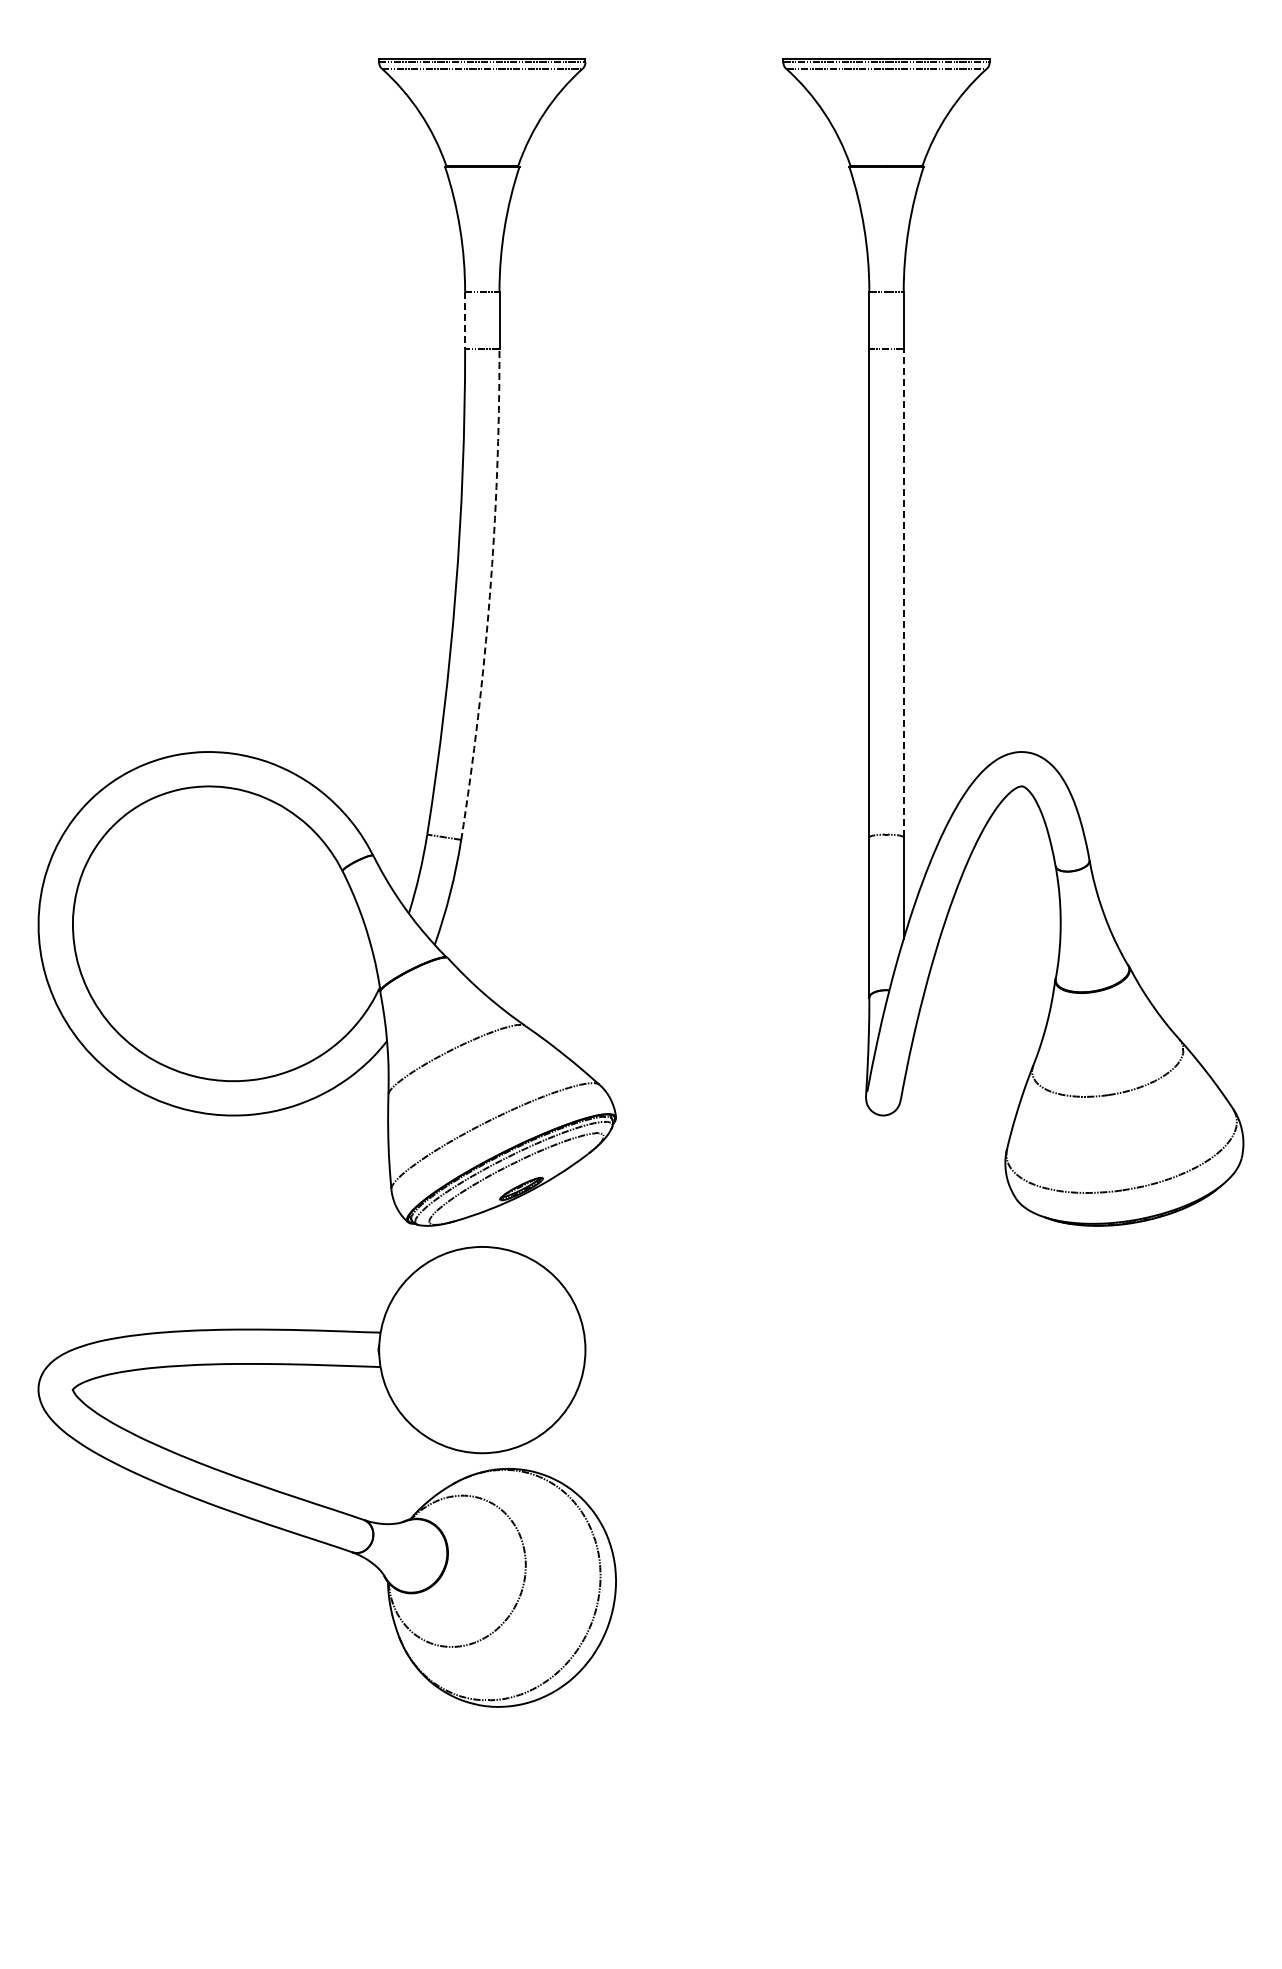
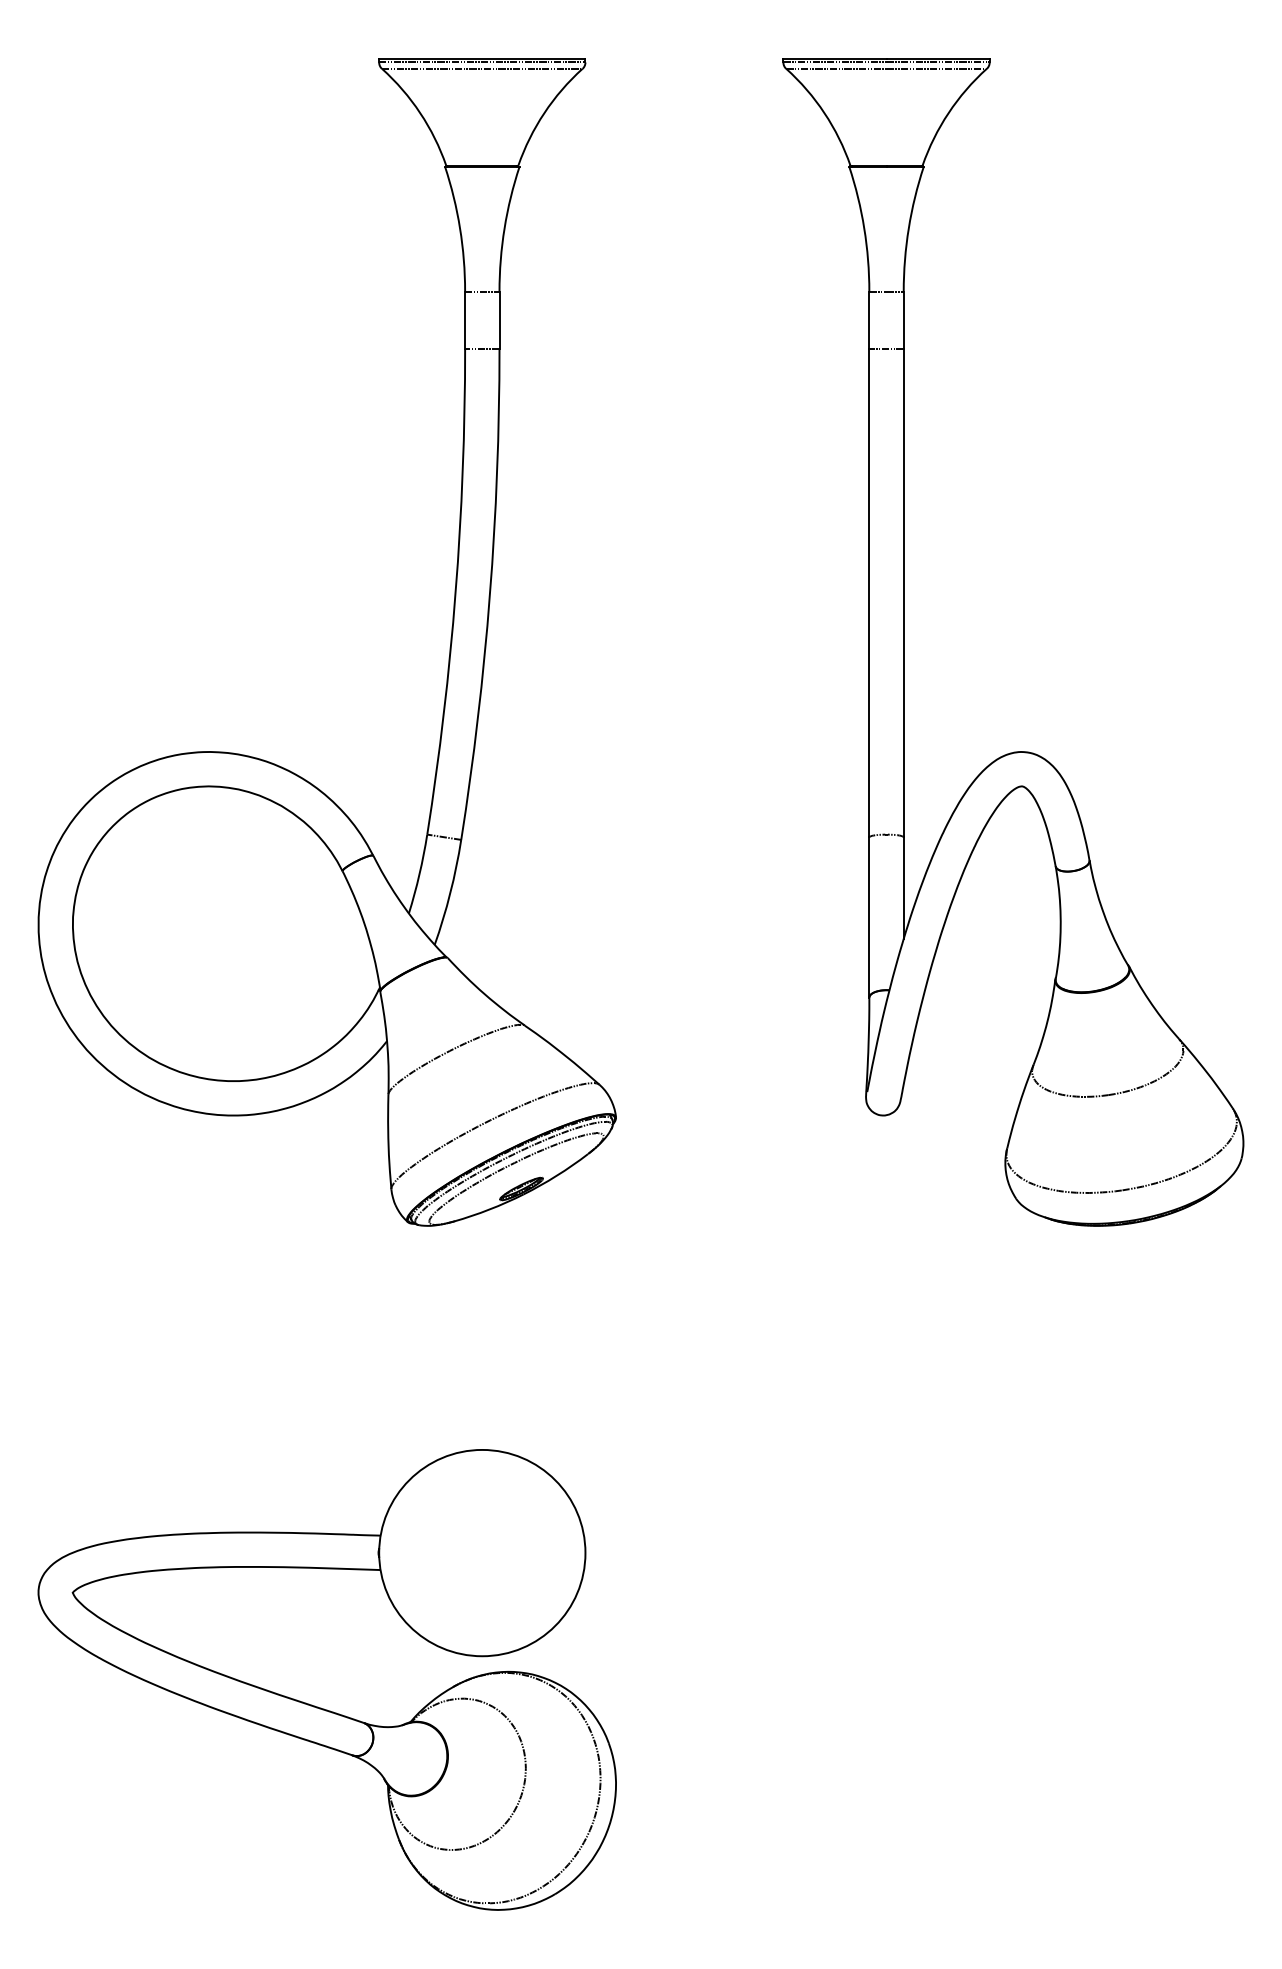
line: dashed -> solid (465, 320)
line: dashed -> solid (903, 592)
arc: dashed -> solid (489, 595)
part position: (321, 1504) -> (321, 1707) (321, 1707)
